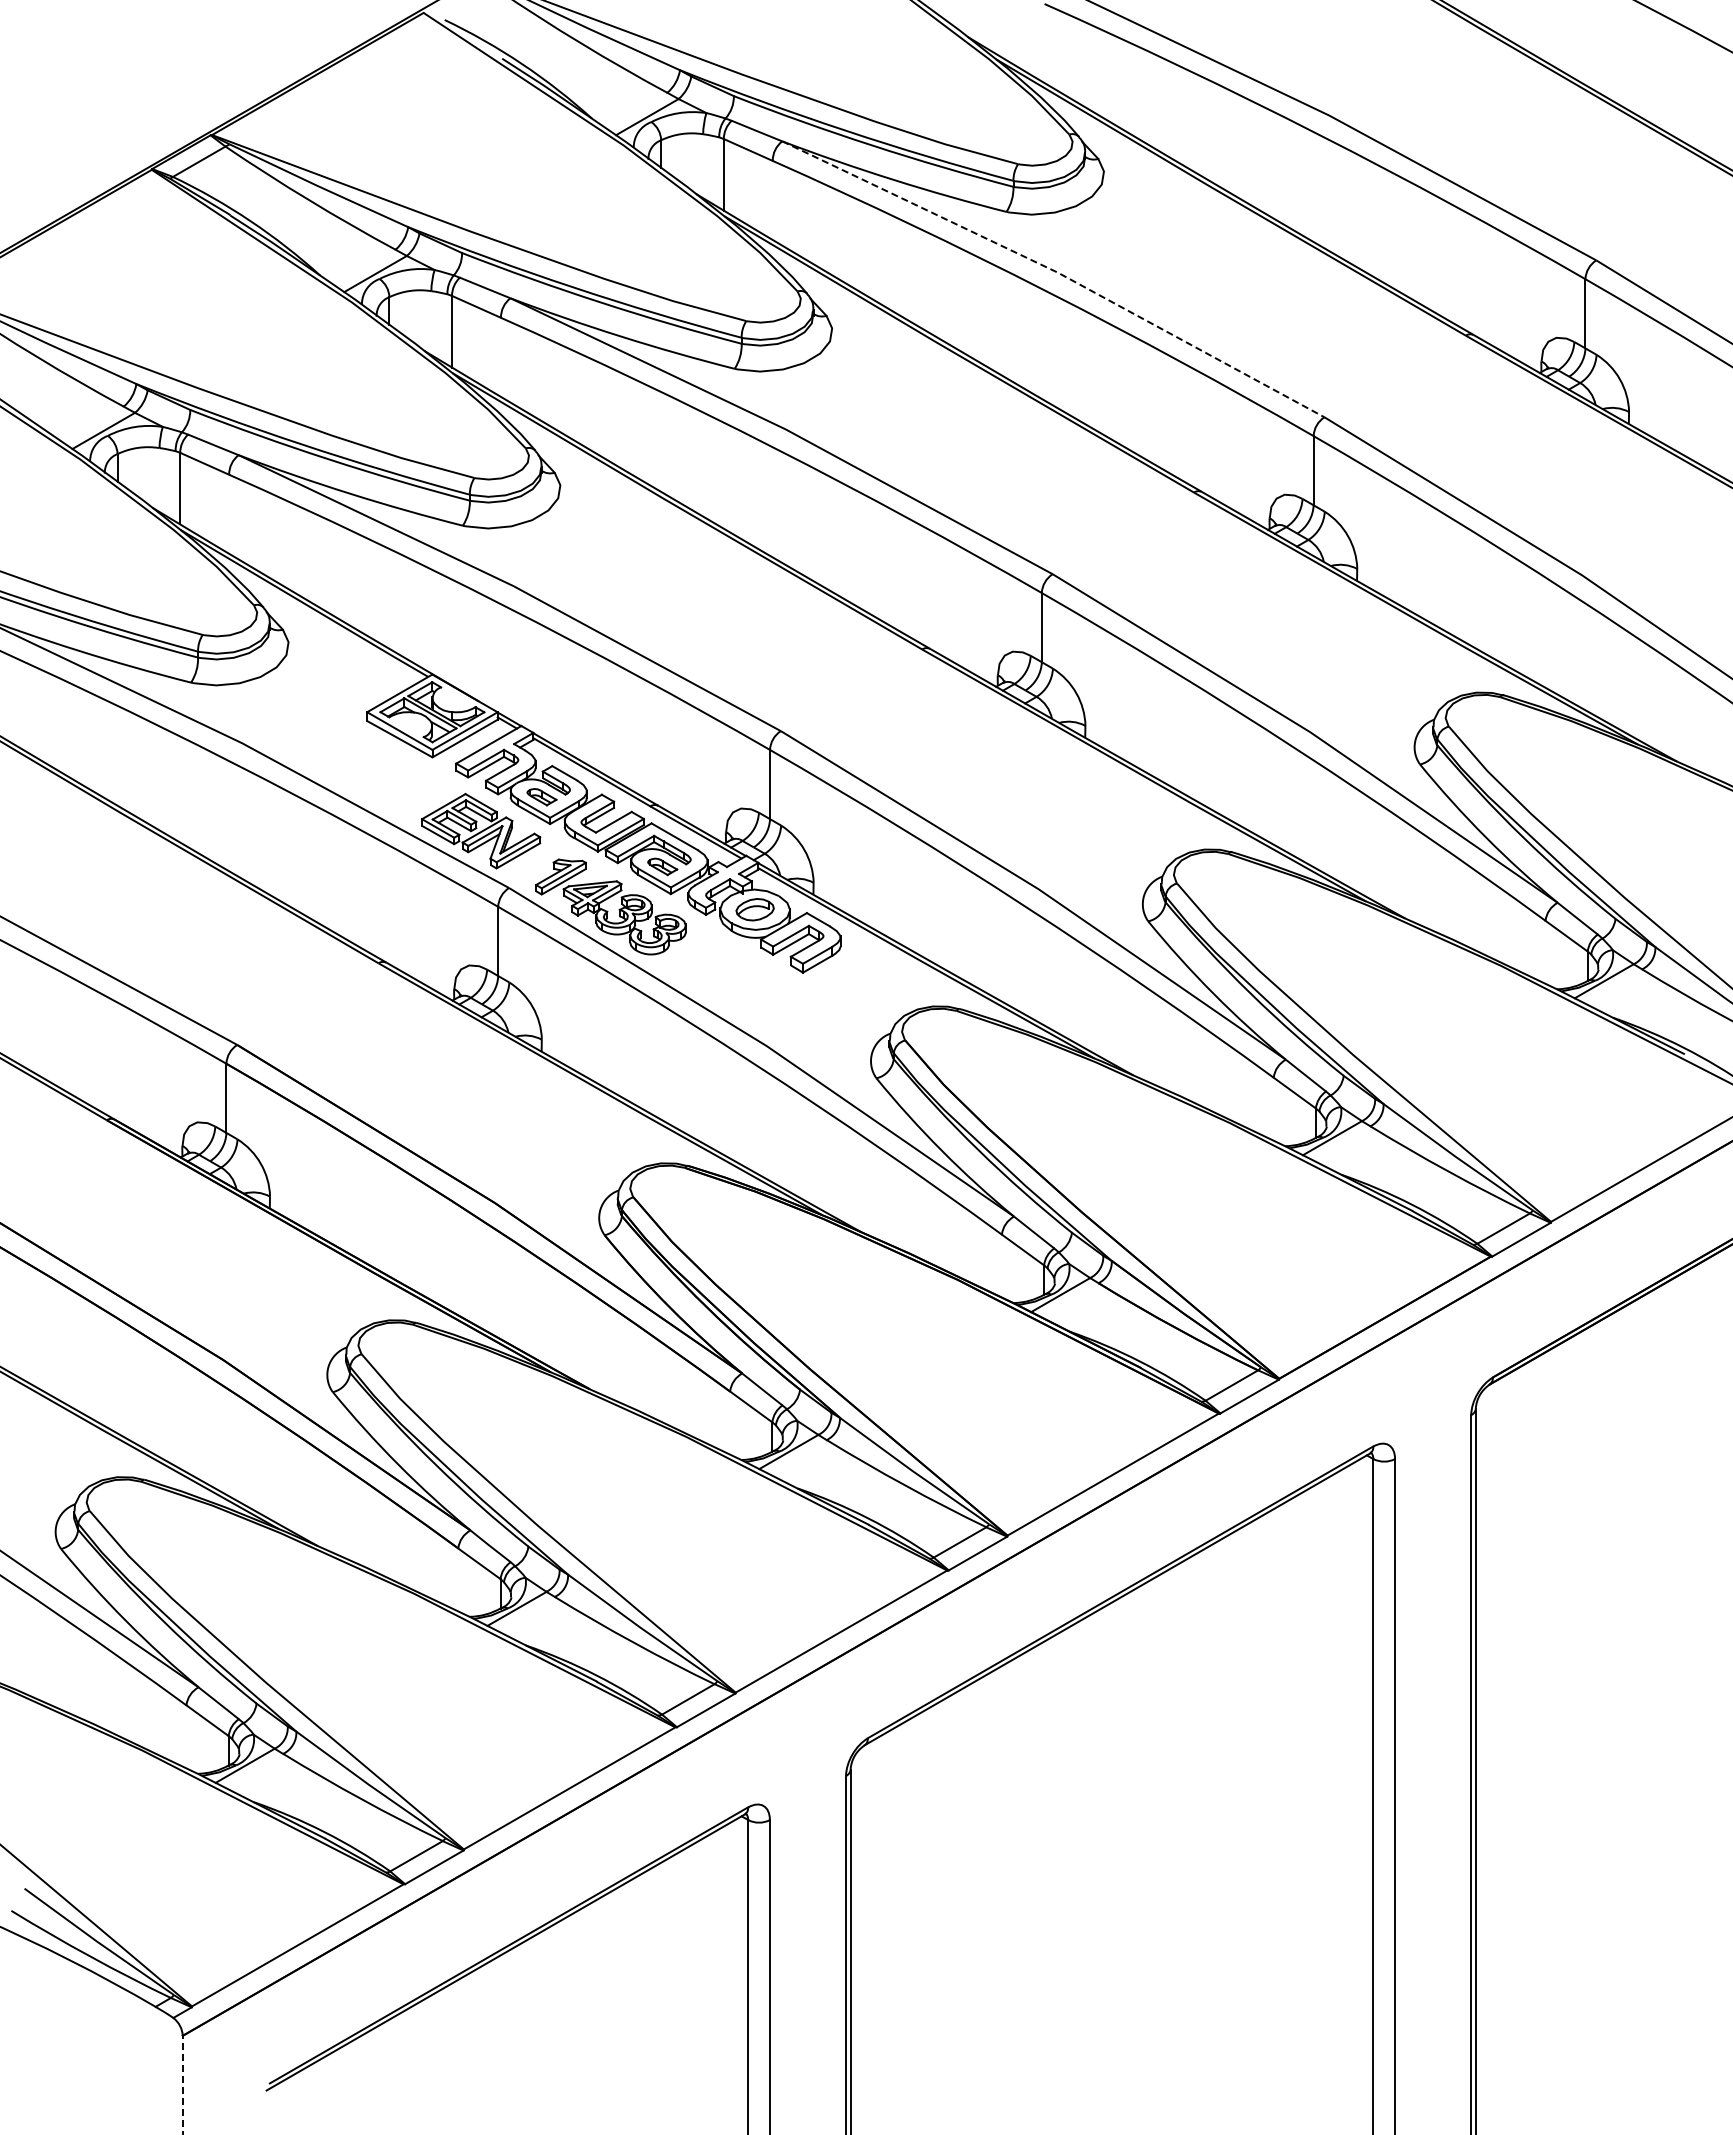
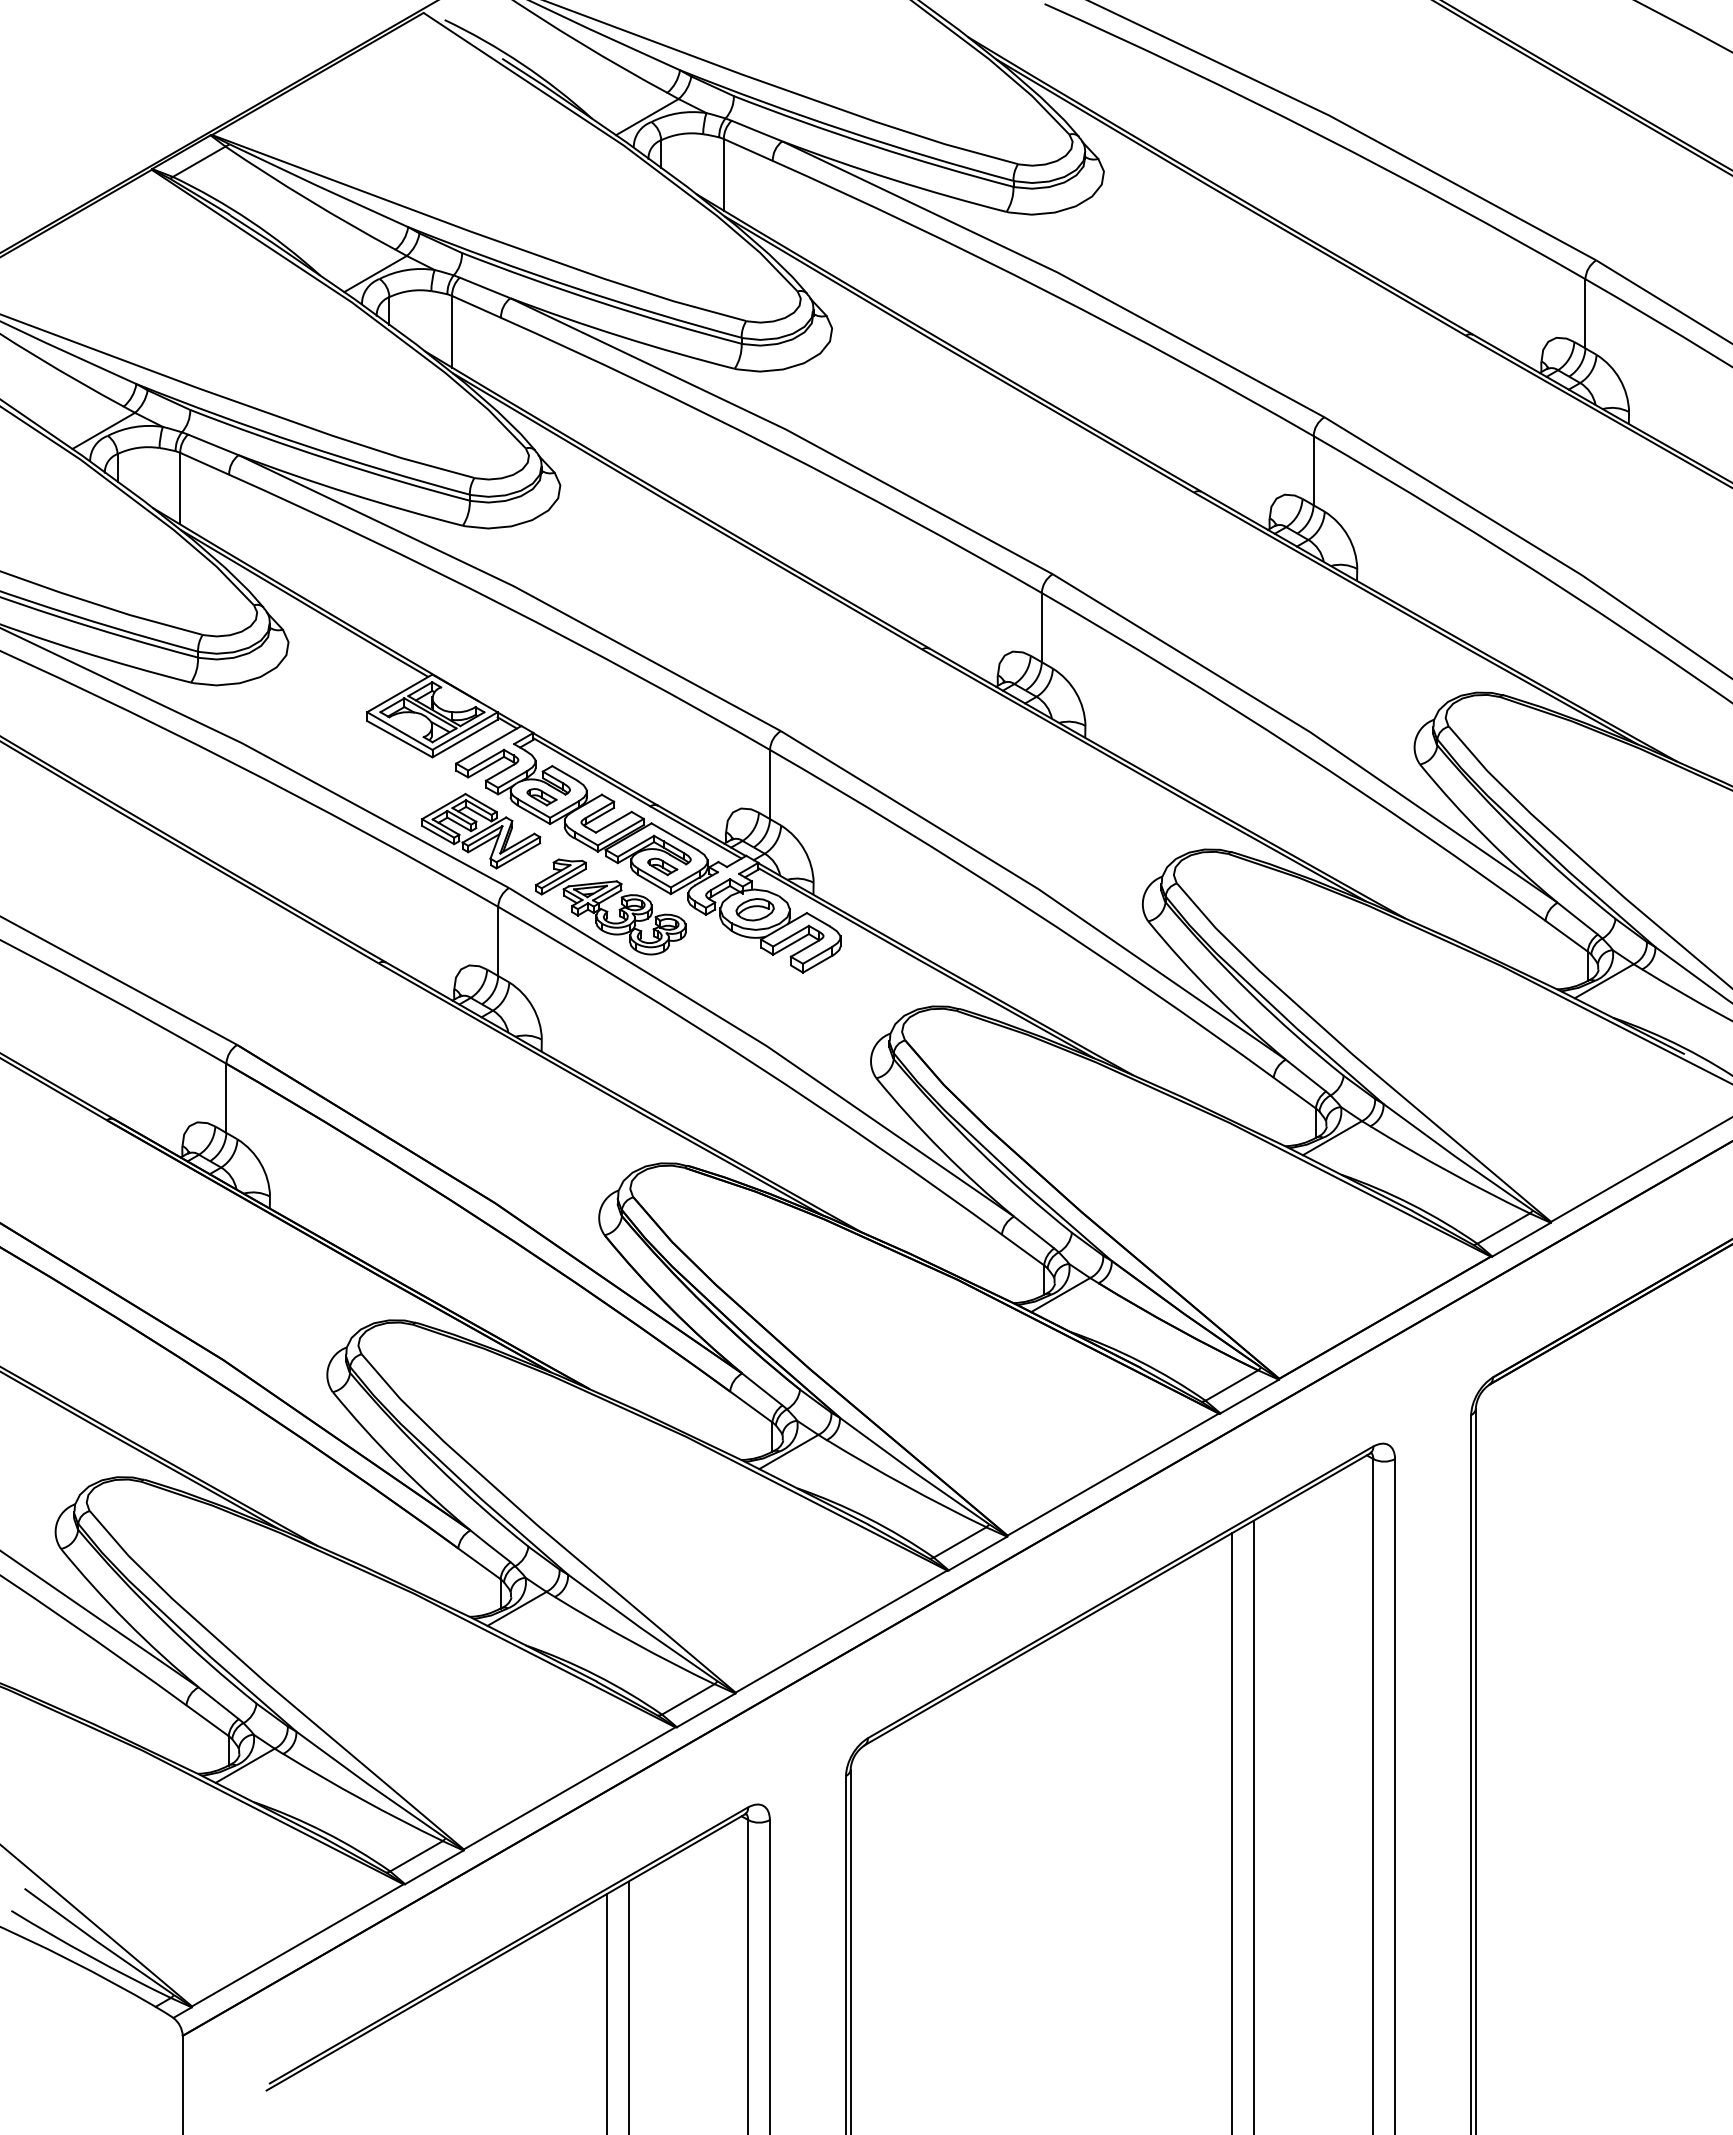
line: dashed -> solid (1057, 272)
line: none -> present (1253, 1825)
line: none -> present (1232, 1832)
line: none -> present (628, 2006)
line: none -> present (606, 2012)
line: dashed -> solid (182, 2084)
